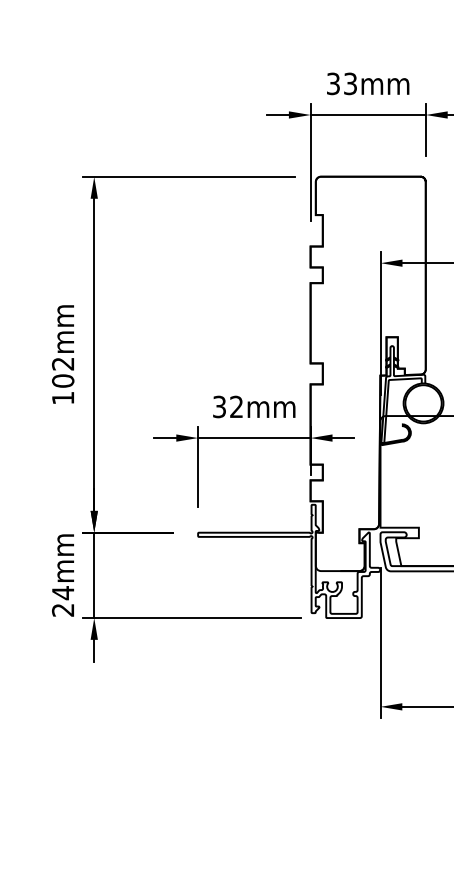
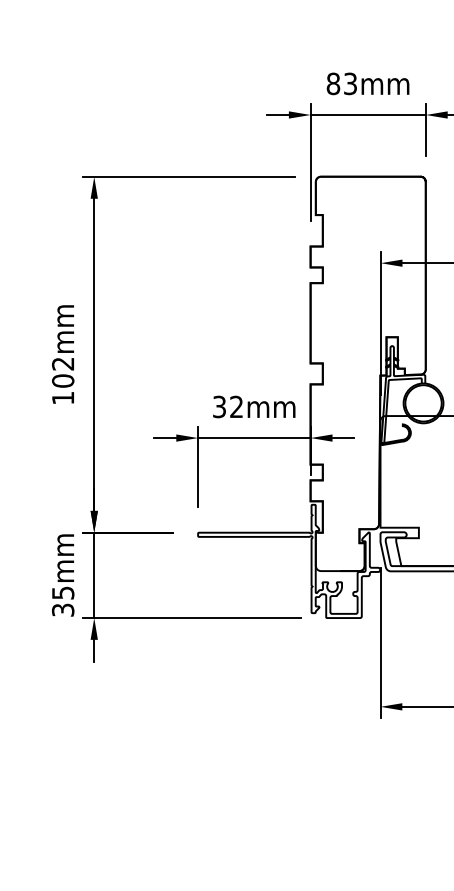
text: 33mm -> 83mm (333, 83)
text: 24mm -> 35mm (63, 601)
